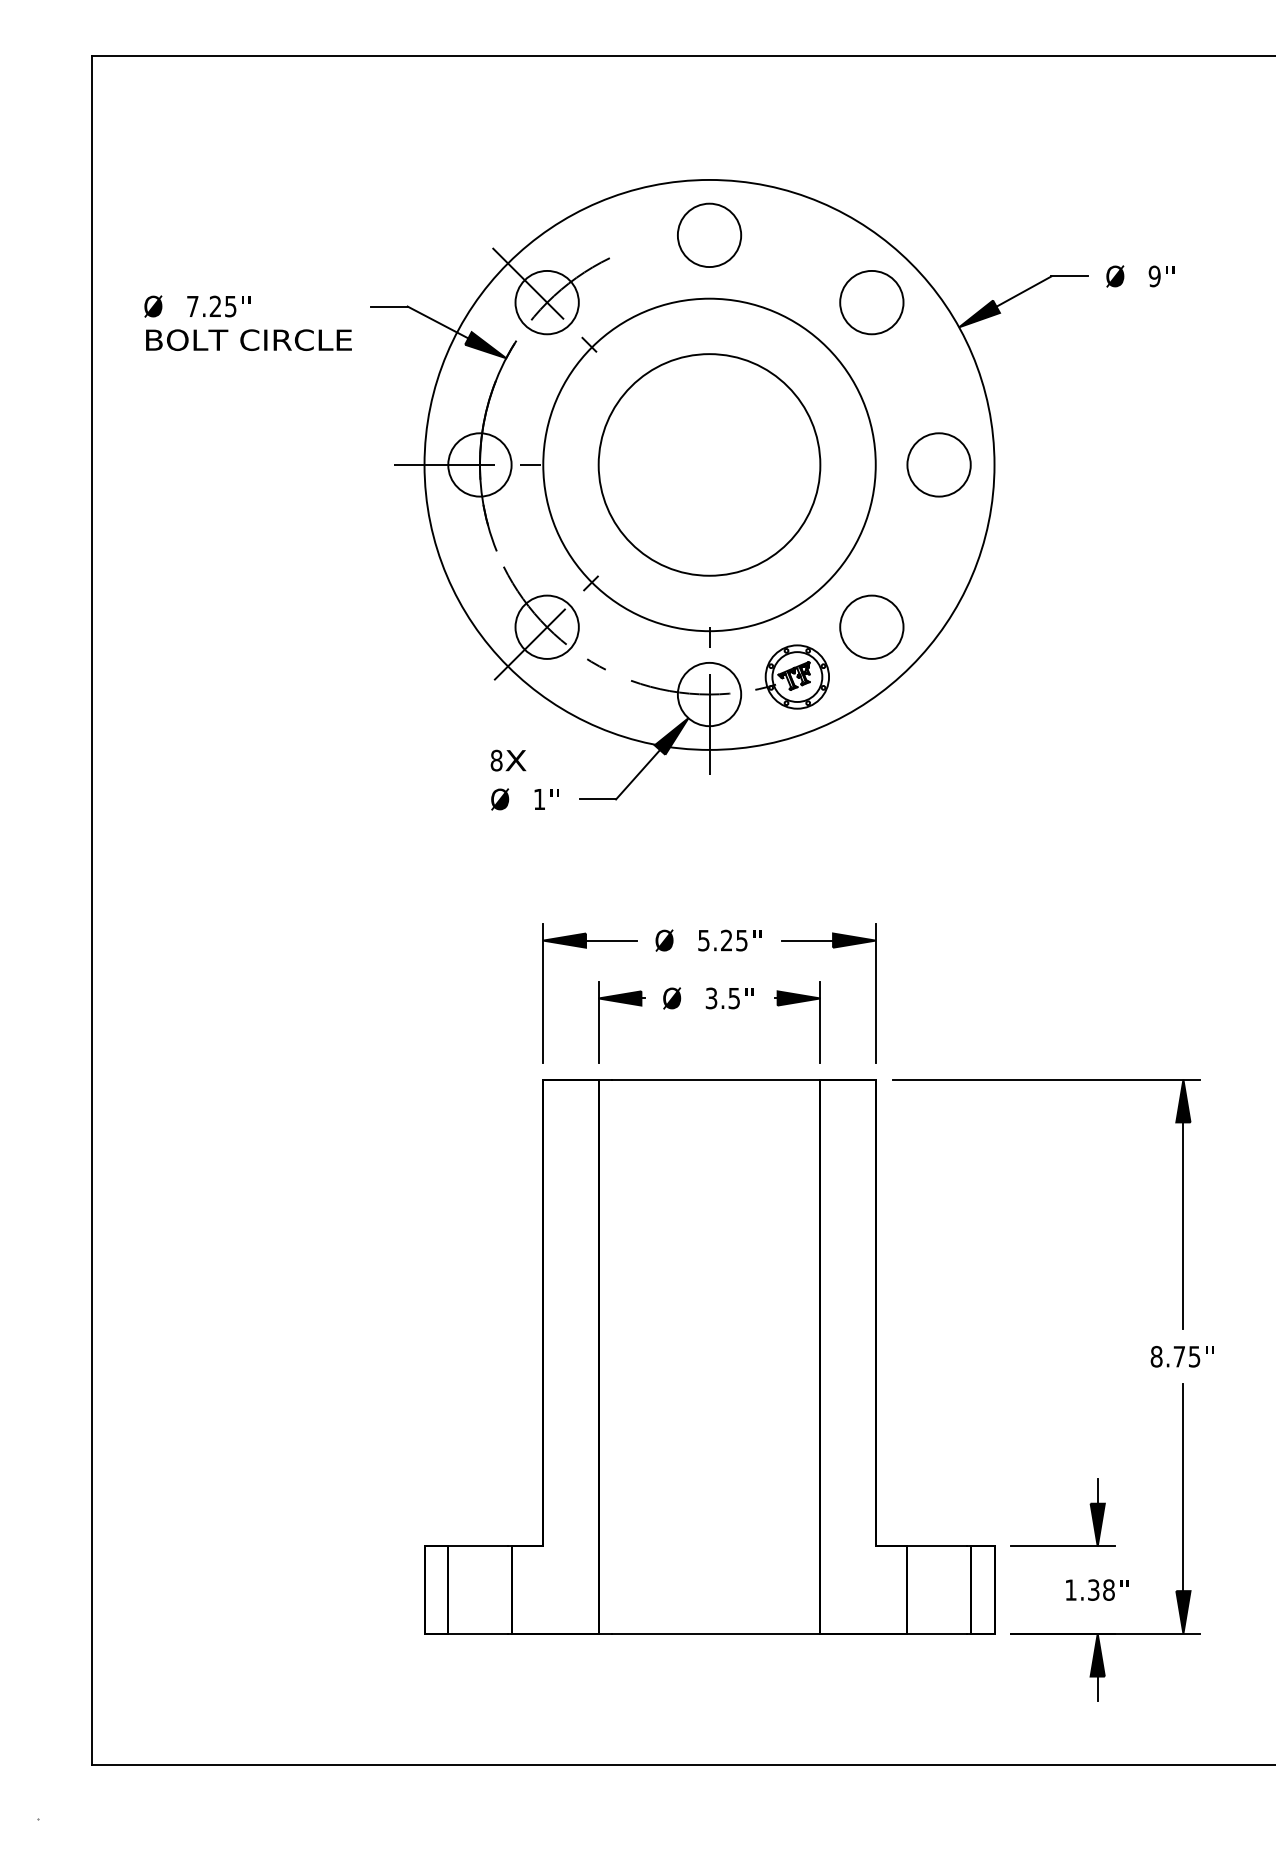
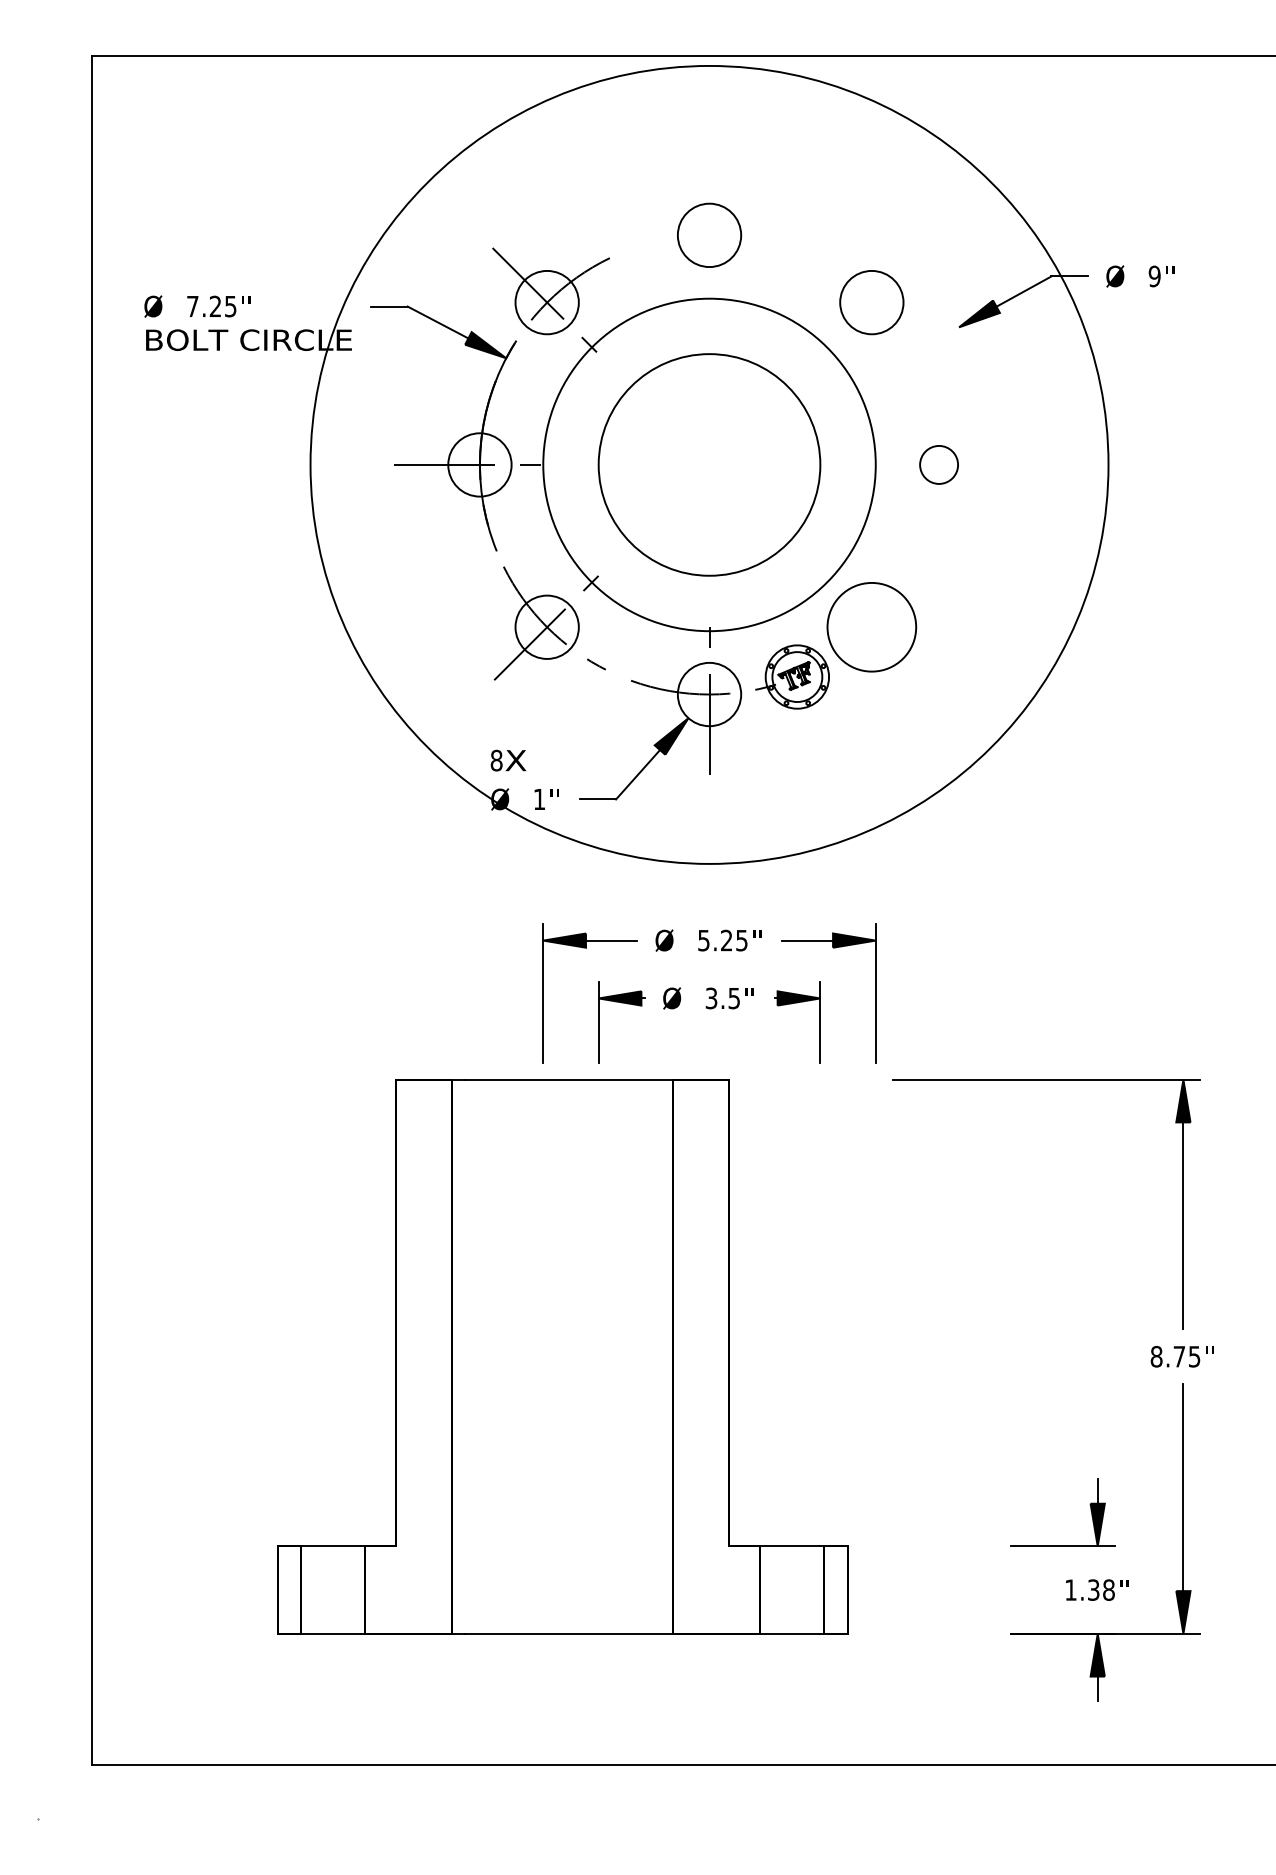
circle diameter: 570 px -> 798 px (709, 464)
circle diameter: 63 px -> 38 px (939, 464)
circle diameter: 63 px -> 89 px (871, 626)
part position: (709, 1356) -> (562, 1356) (562, 1356)
